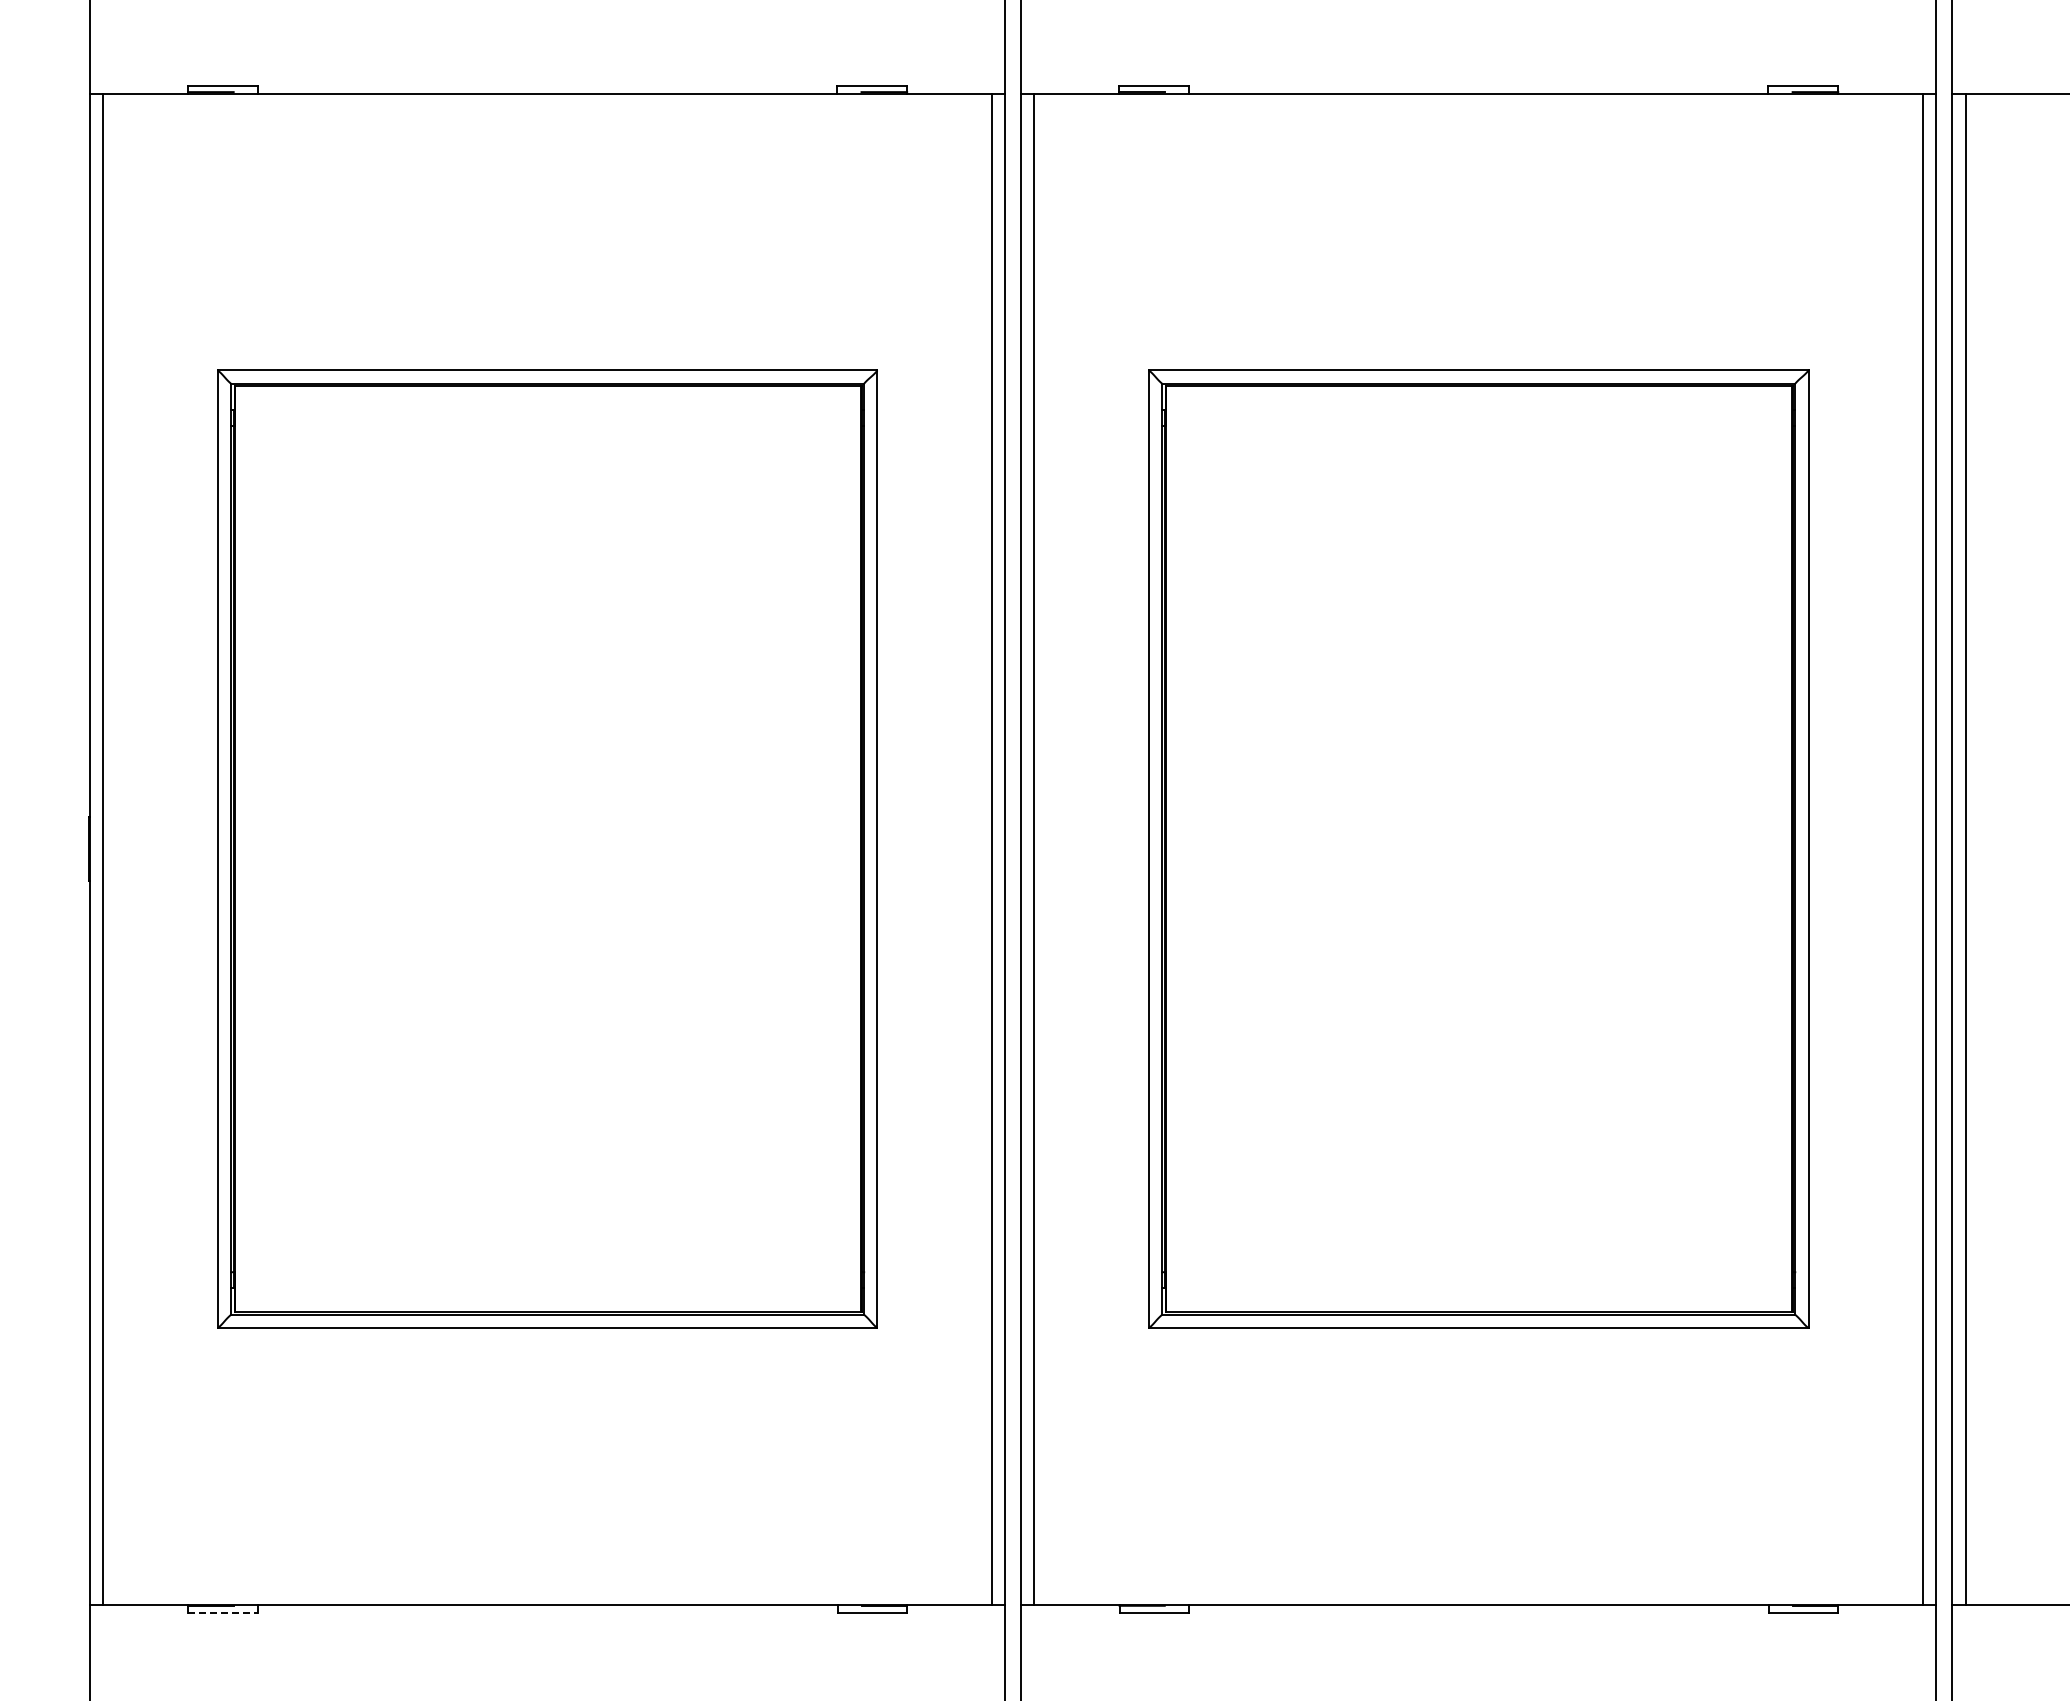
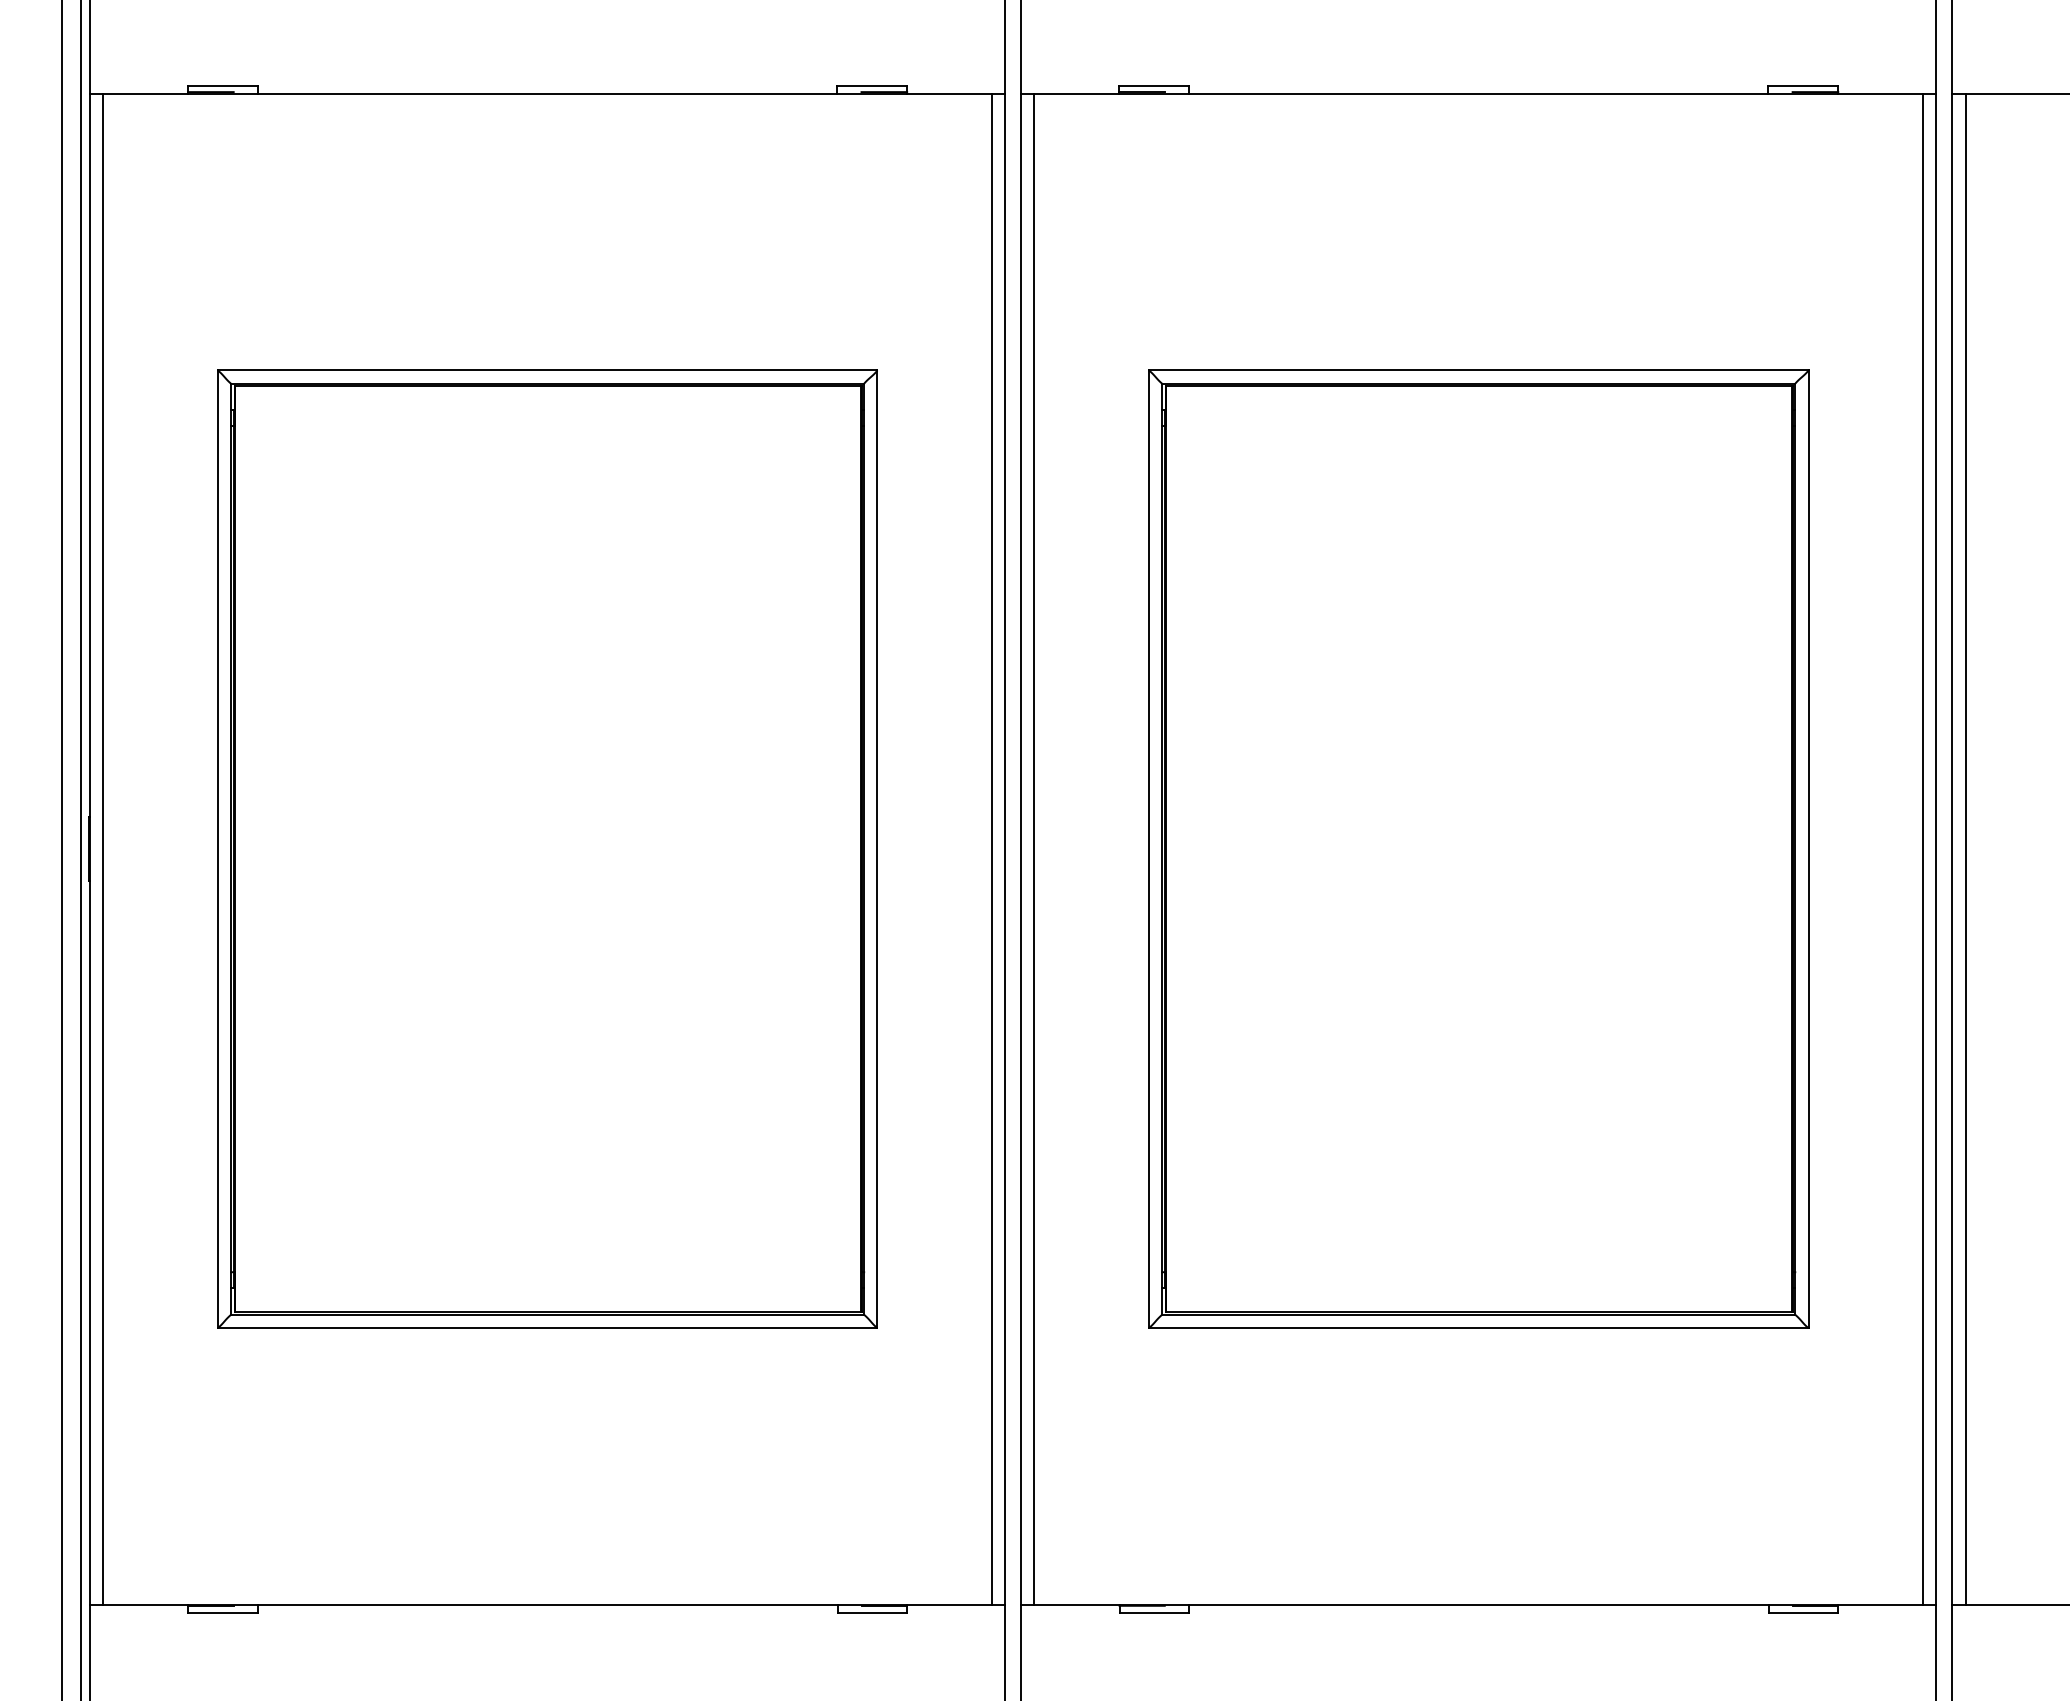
line: none -> present (62, 849)
line: none -> present (80, 849)
line: dashed -> solid (223, 1612)
